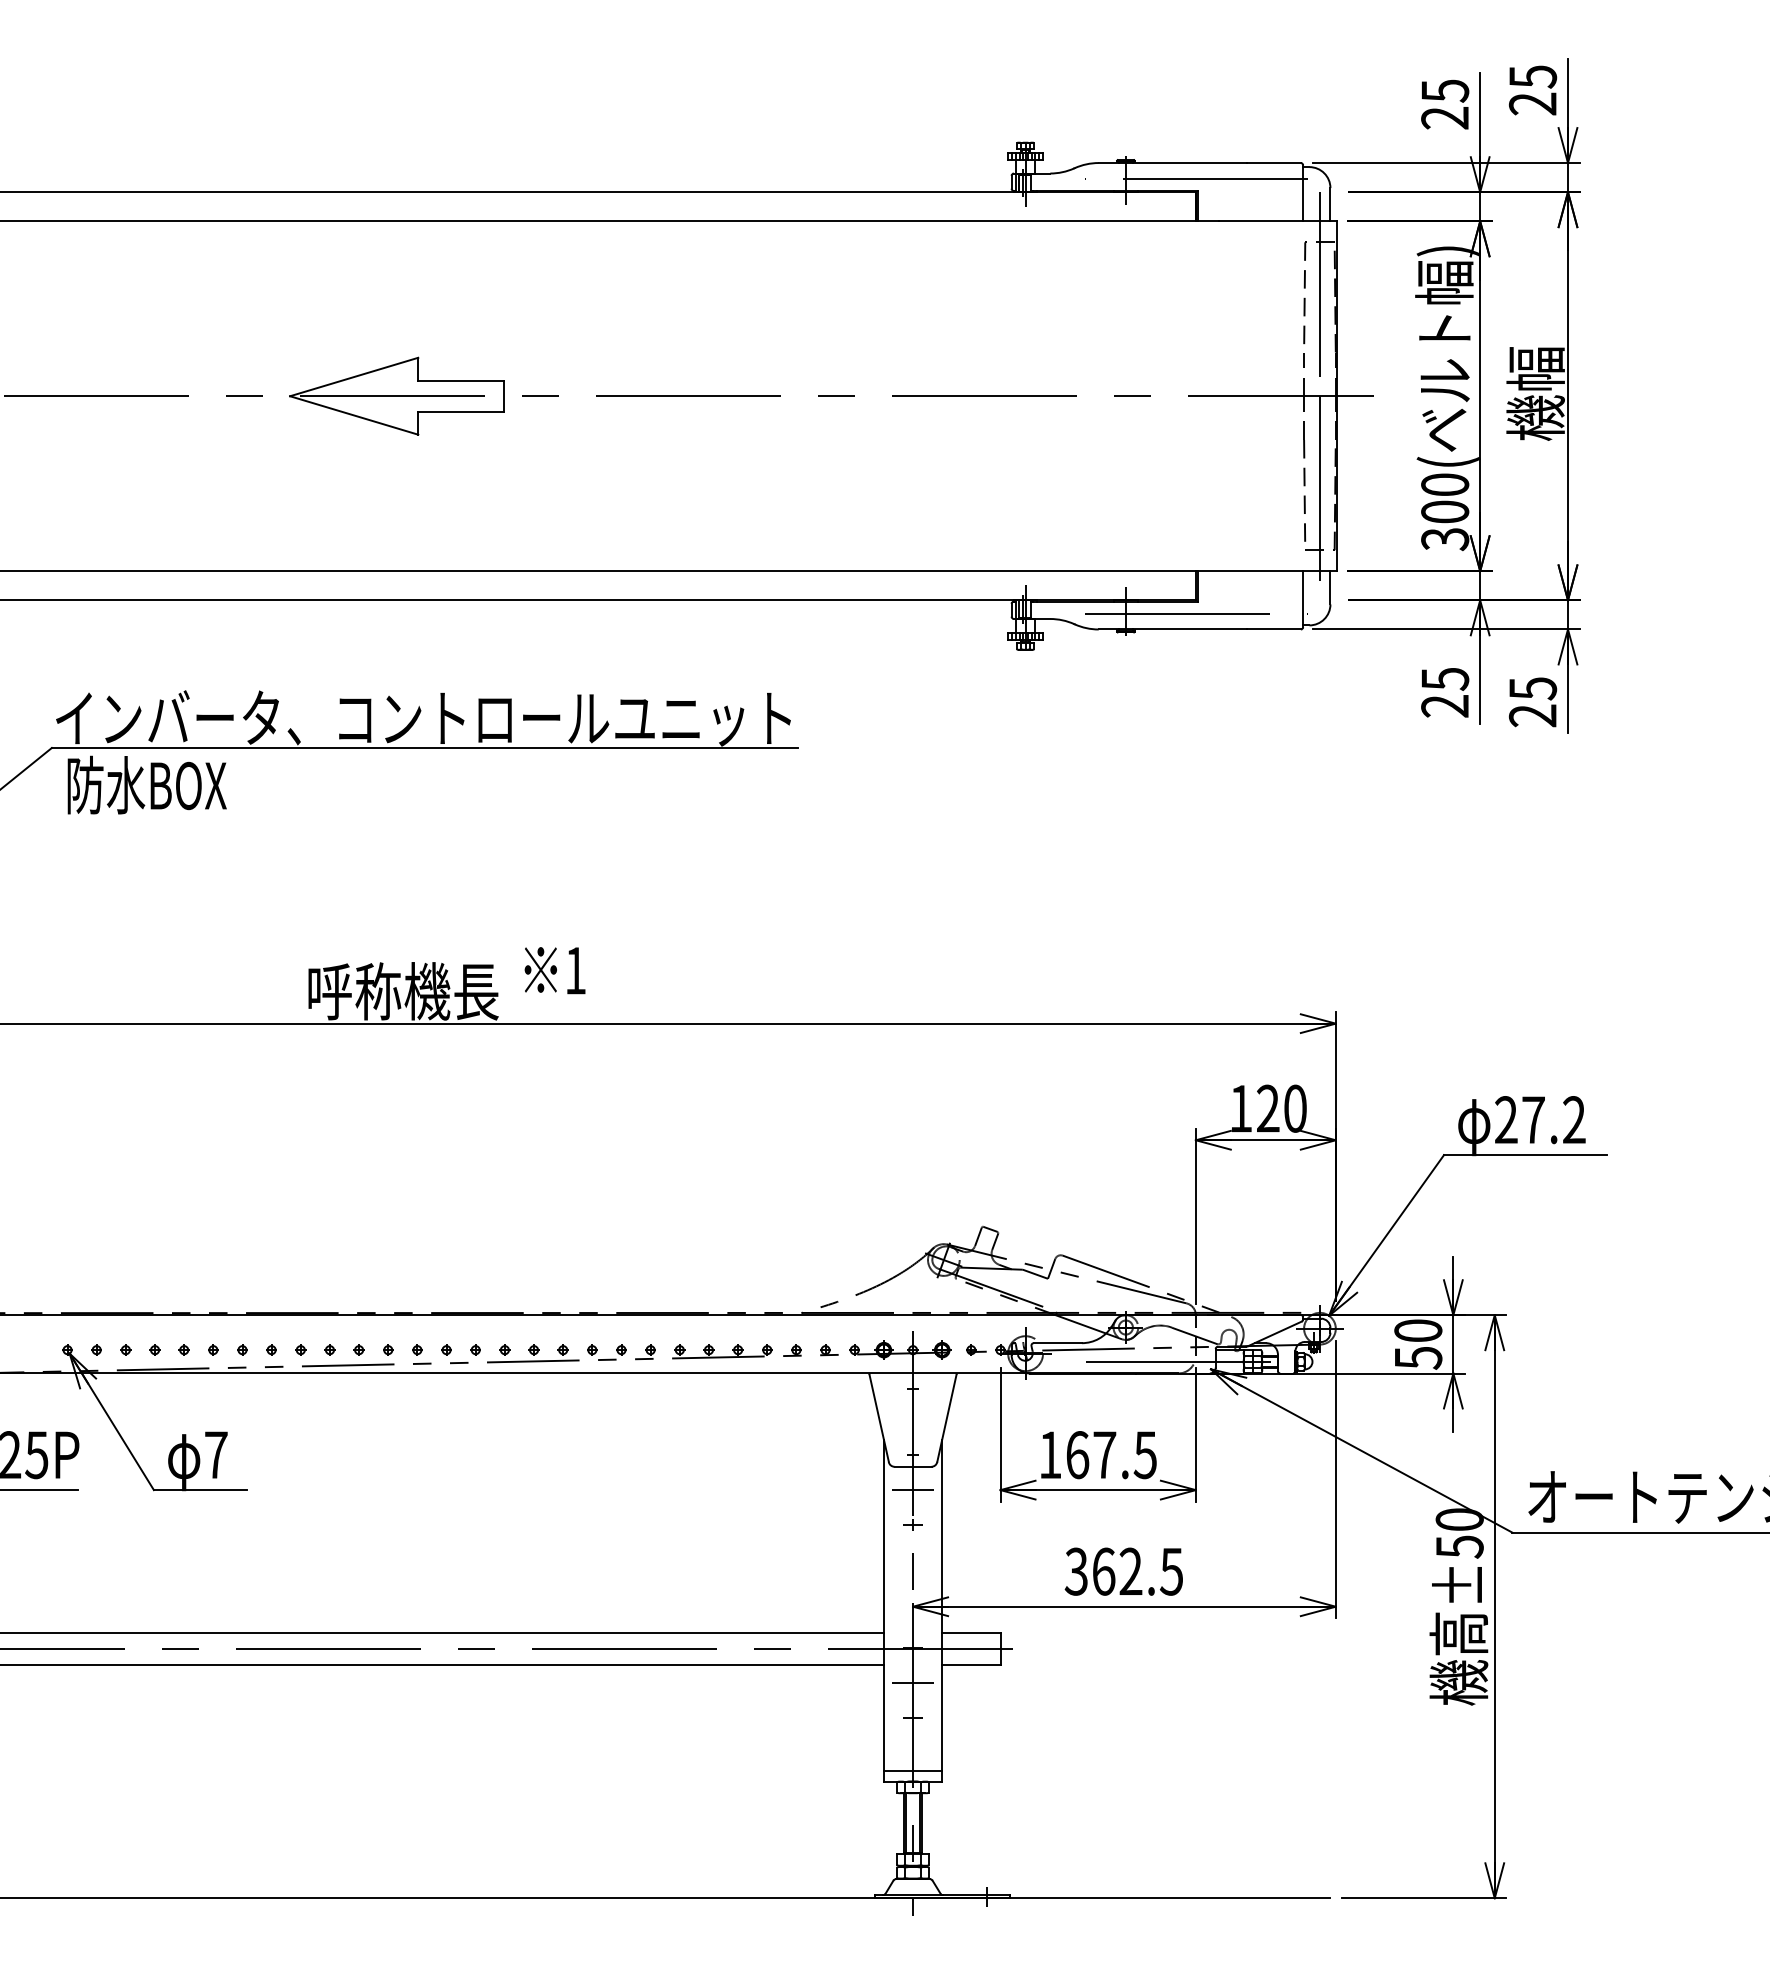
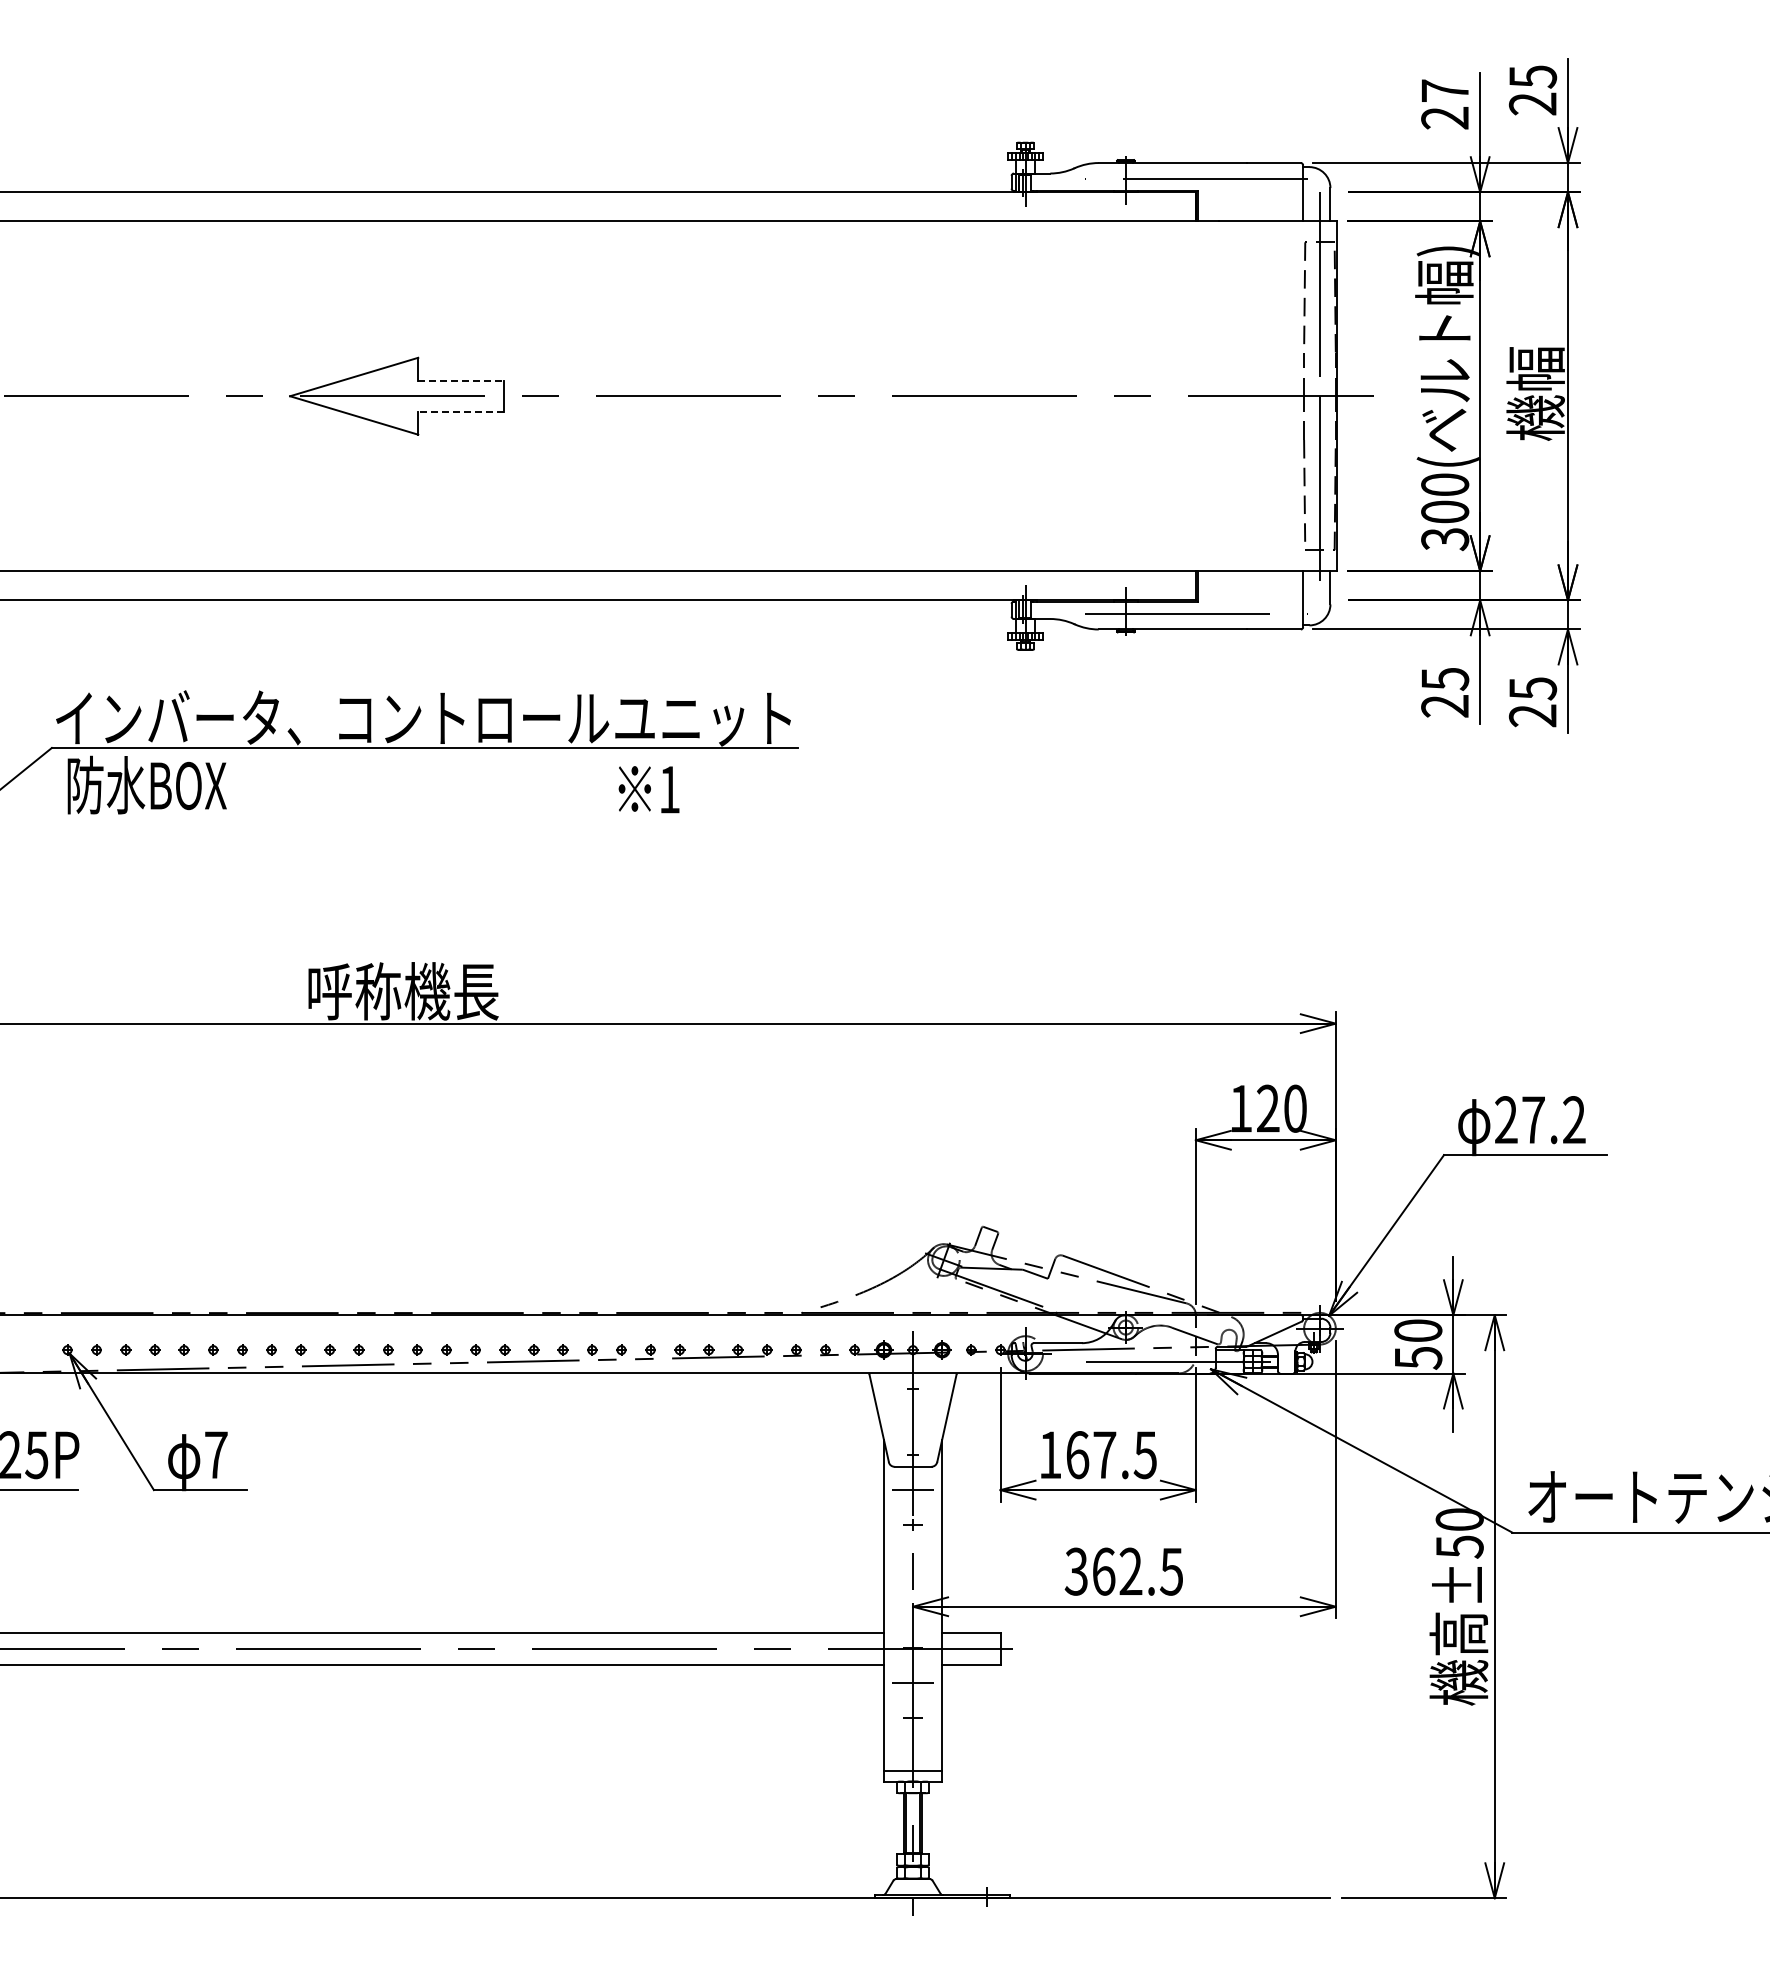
text: 25 -> 27 (1445, 90)
line: solid -> dashed (460, 380)
line: solid -> dashed (460, 411)
text position: (554, 970) -> (648, 789) (648, 789)
